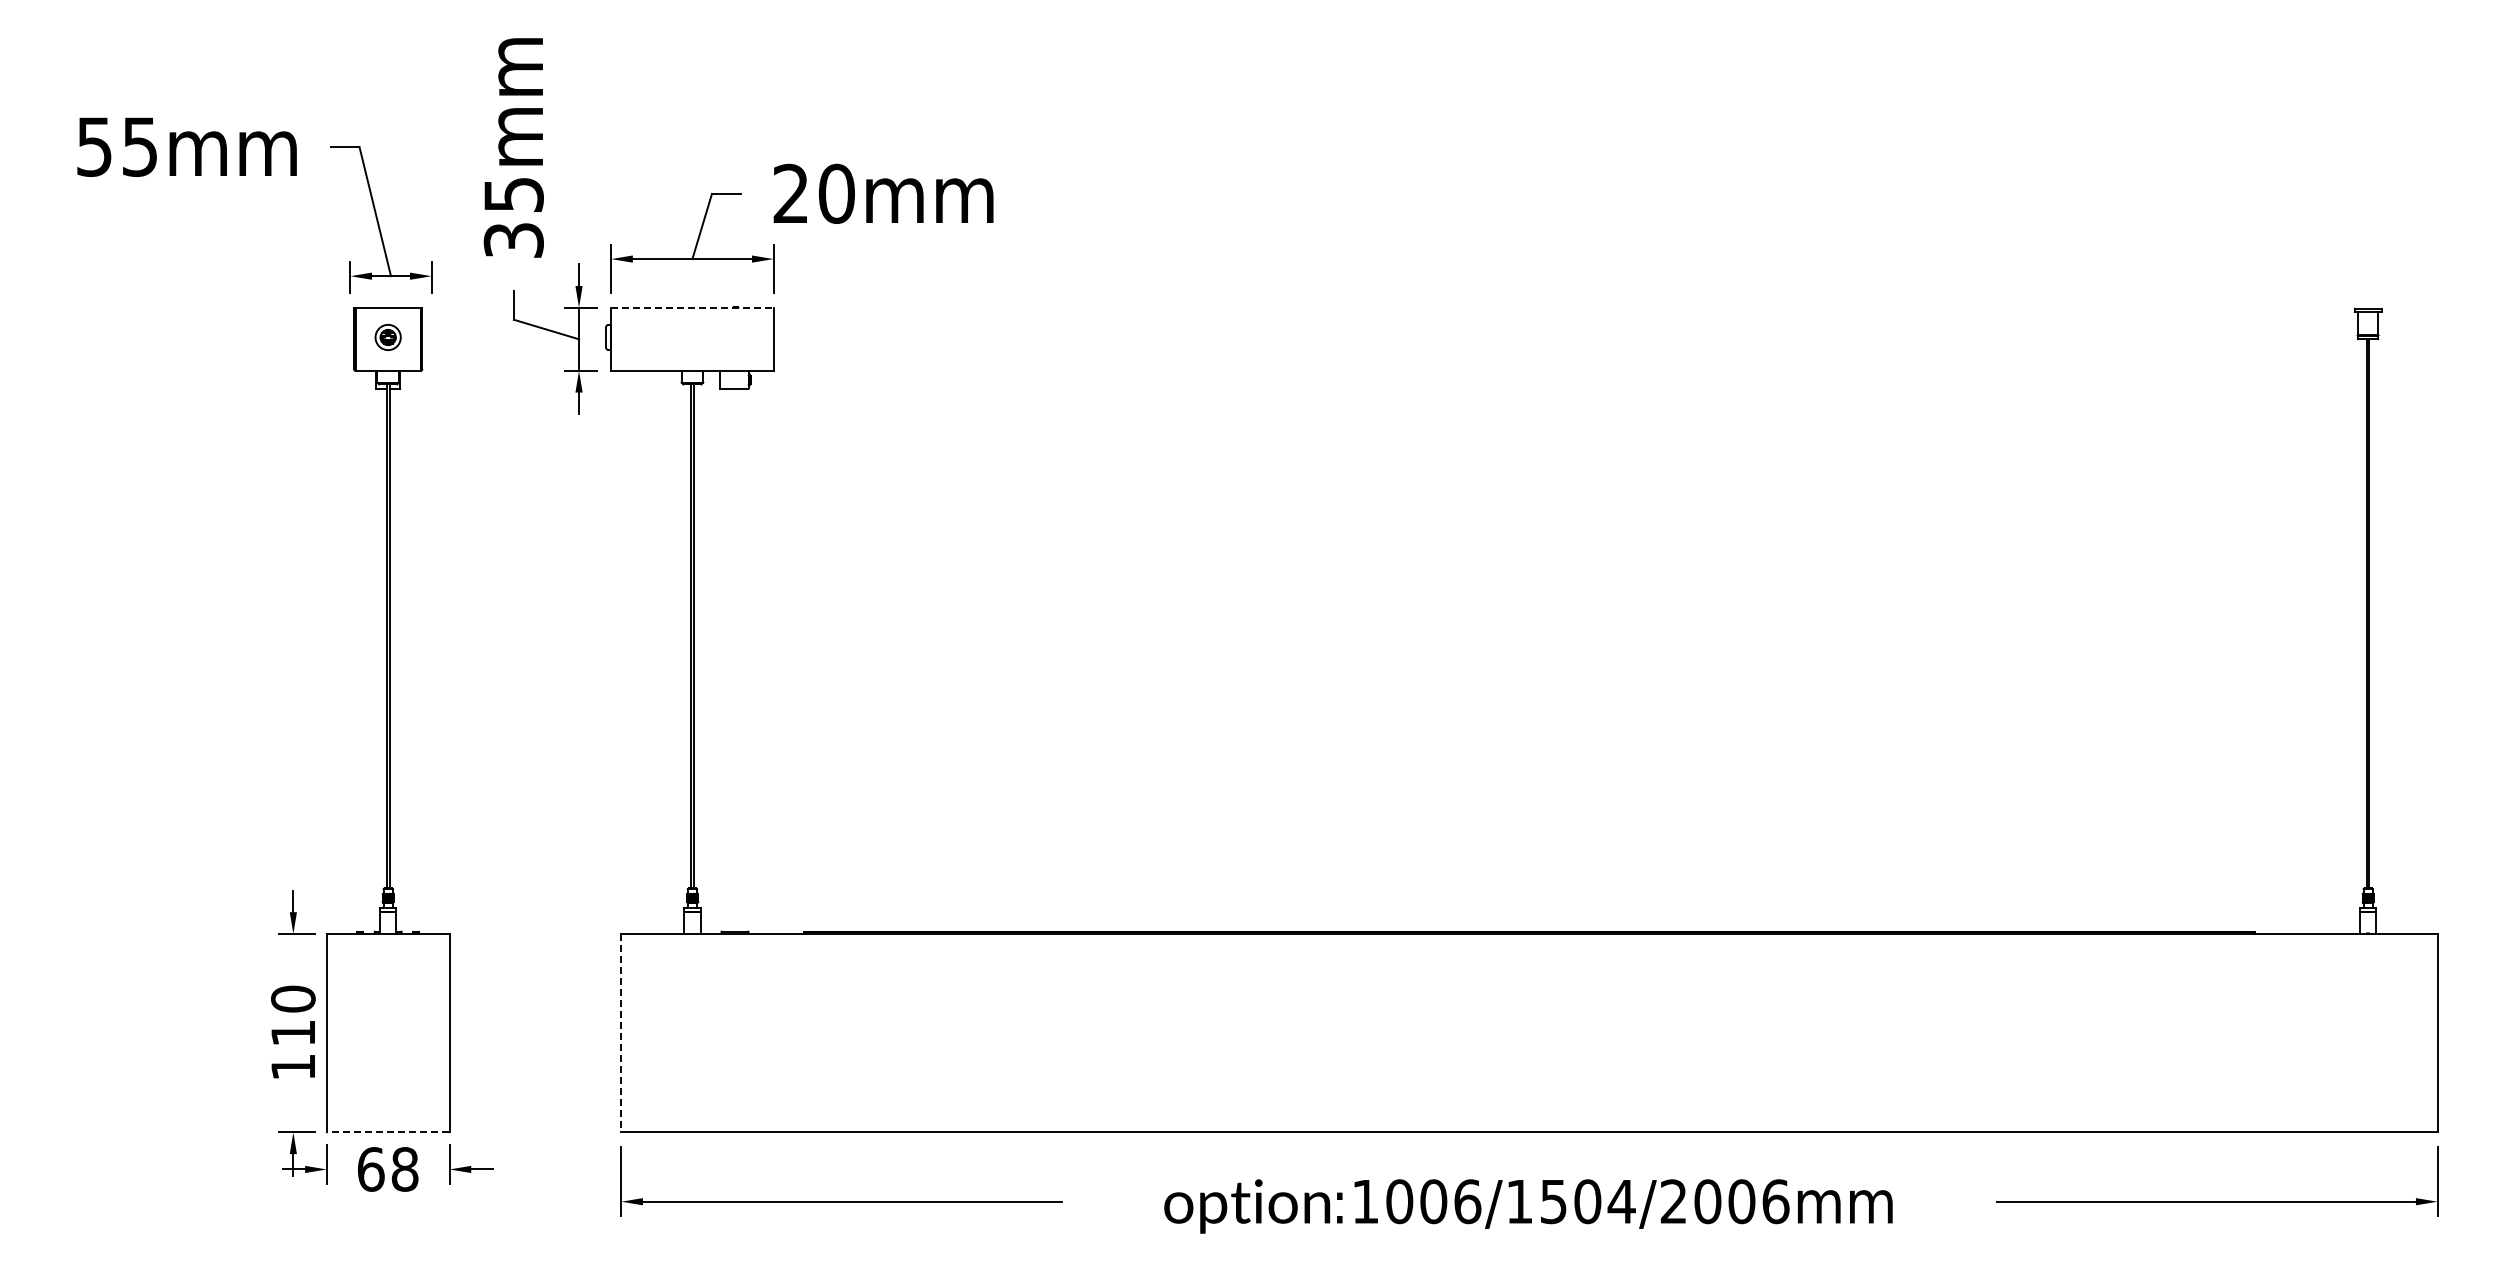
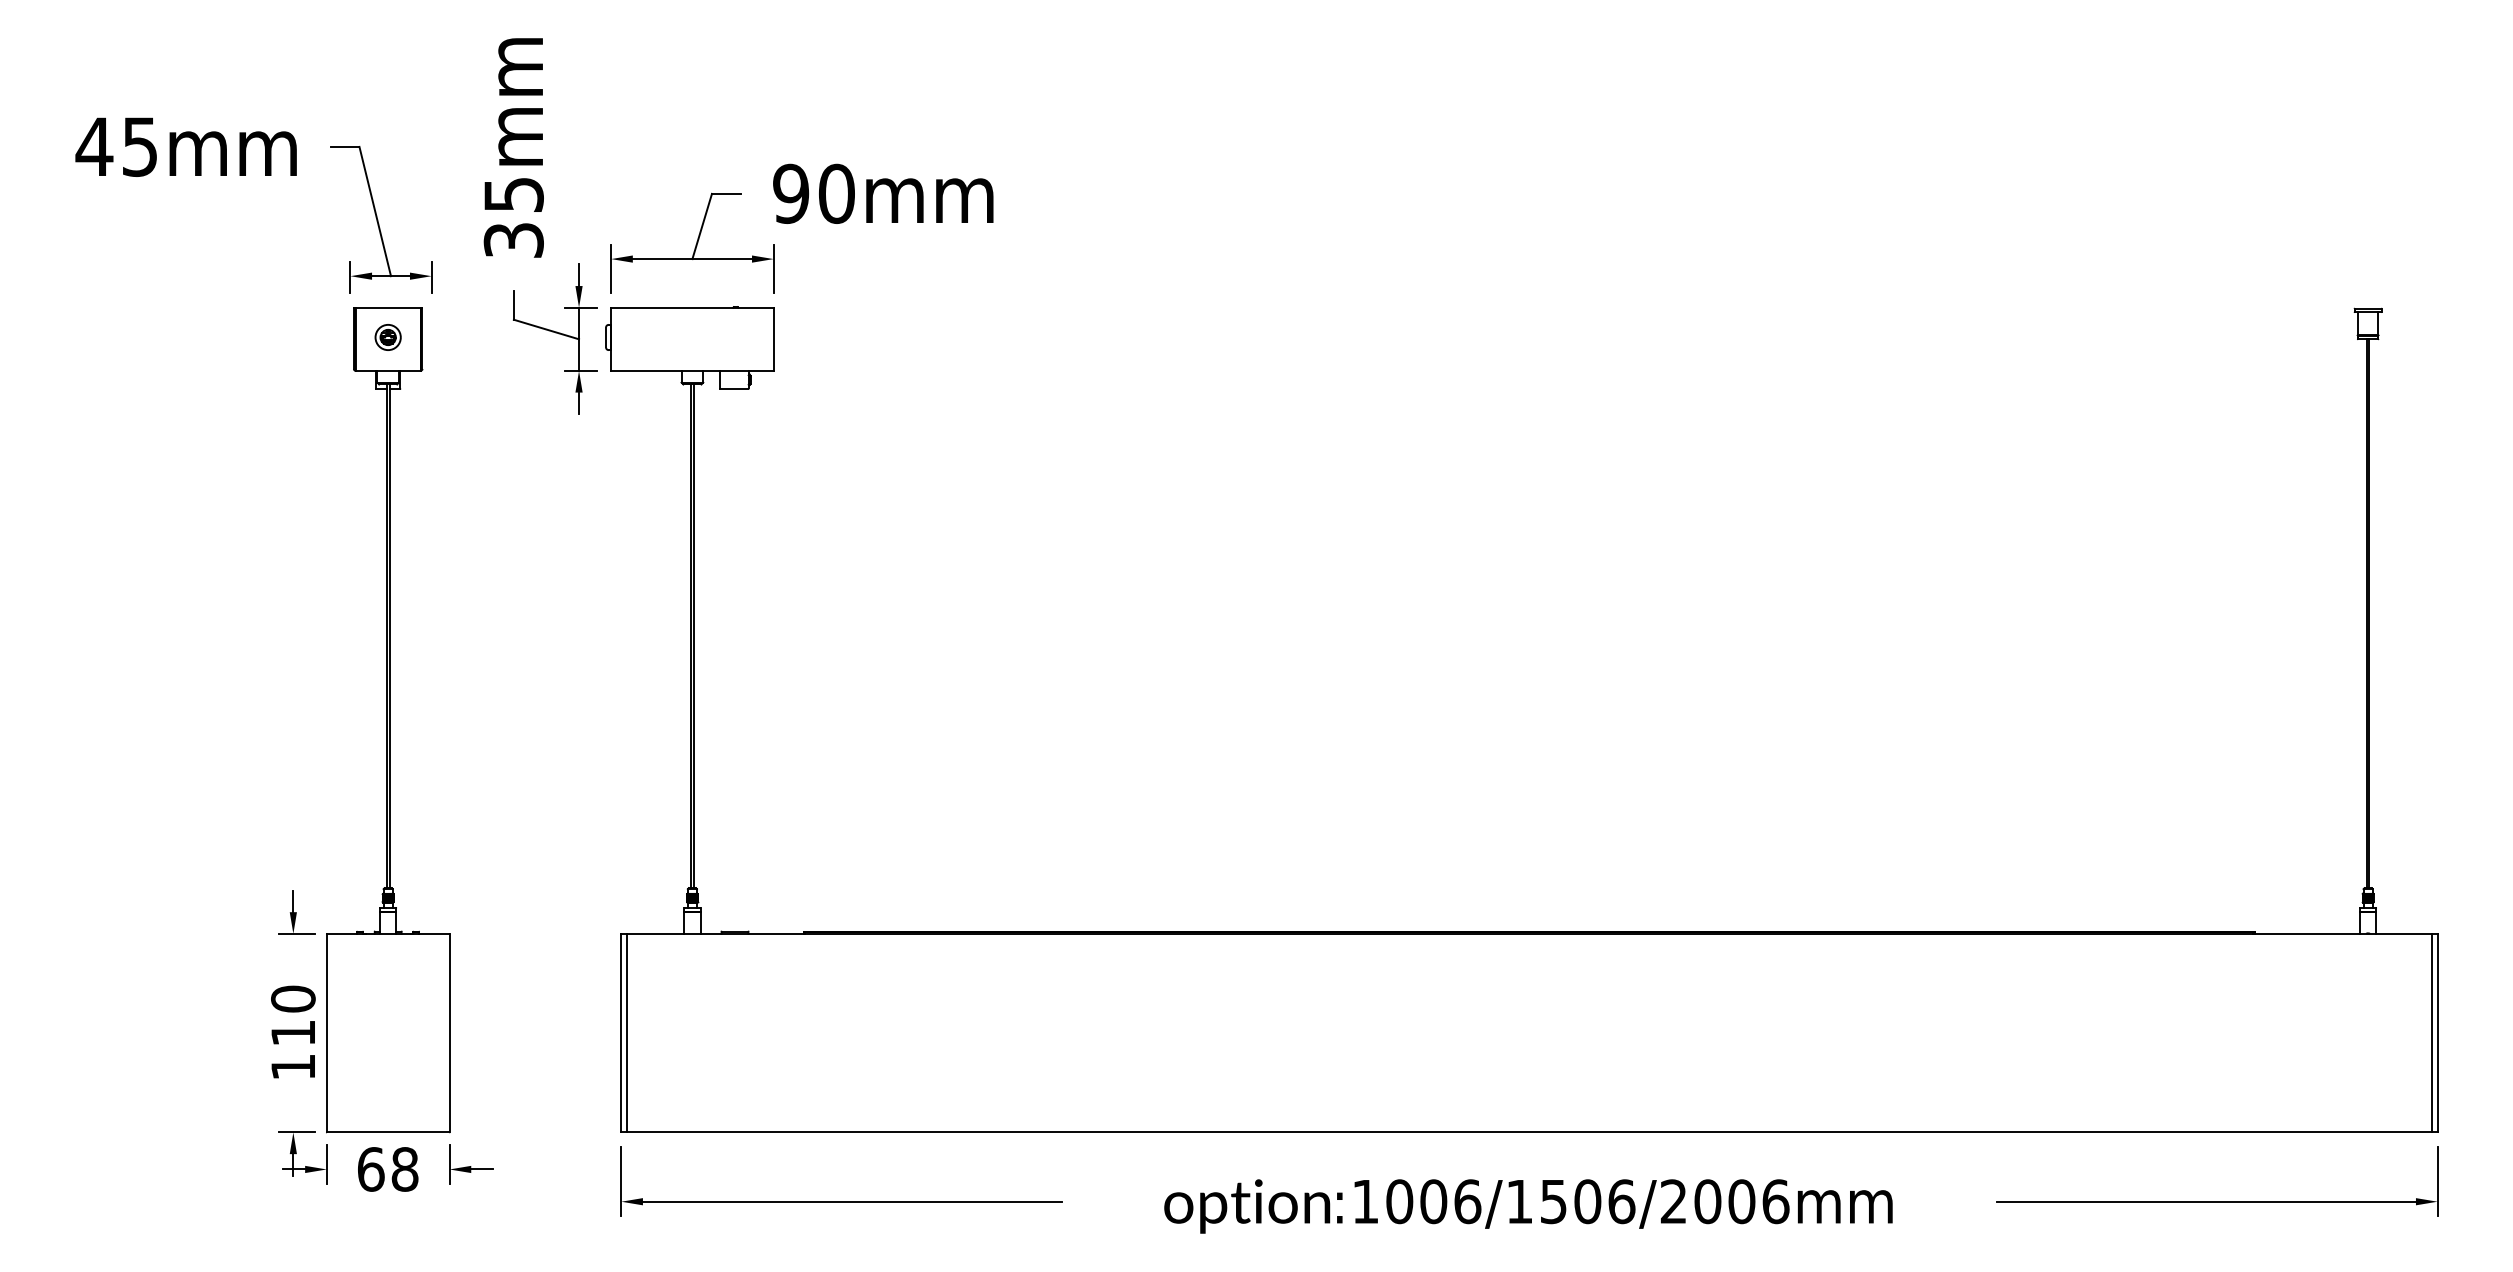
text: 55mm -> 45mm (94, 146)
text: 20mm -> 90mm (791, 193)
line: dashed -> solid (692, 307)
line: none -> present (626, 1032)
line: none -> present (2432, 1032)
line: dashed -> solid (621, 1033)
line: dashed -> solid (387, 1132)
text: :1006/1504/2006mm -> :1006/1506/2006mm (1621, 1201)
